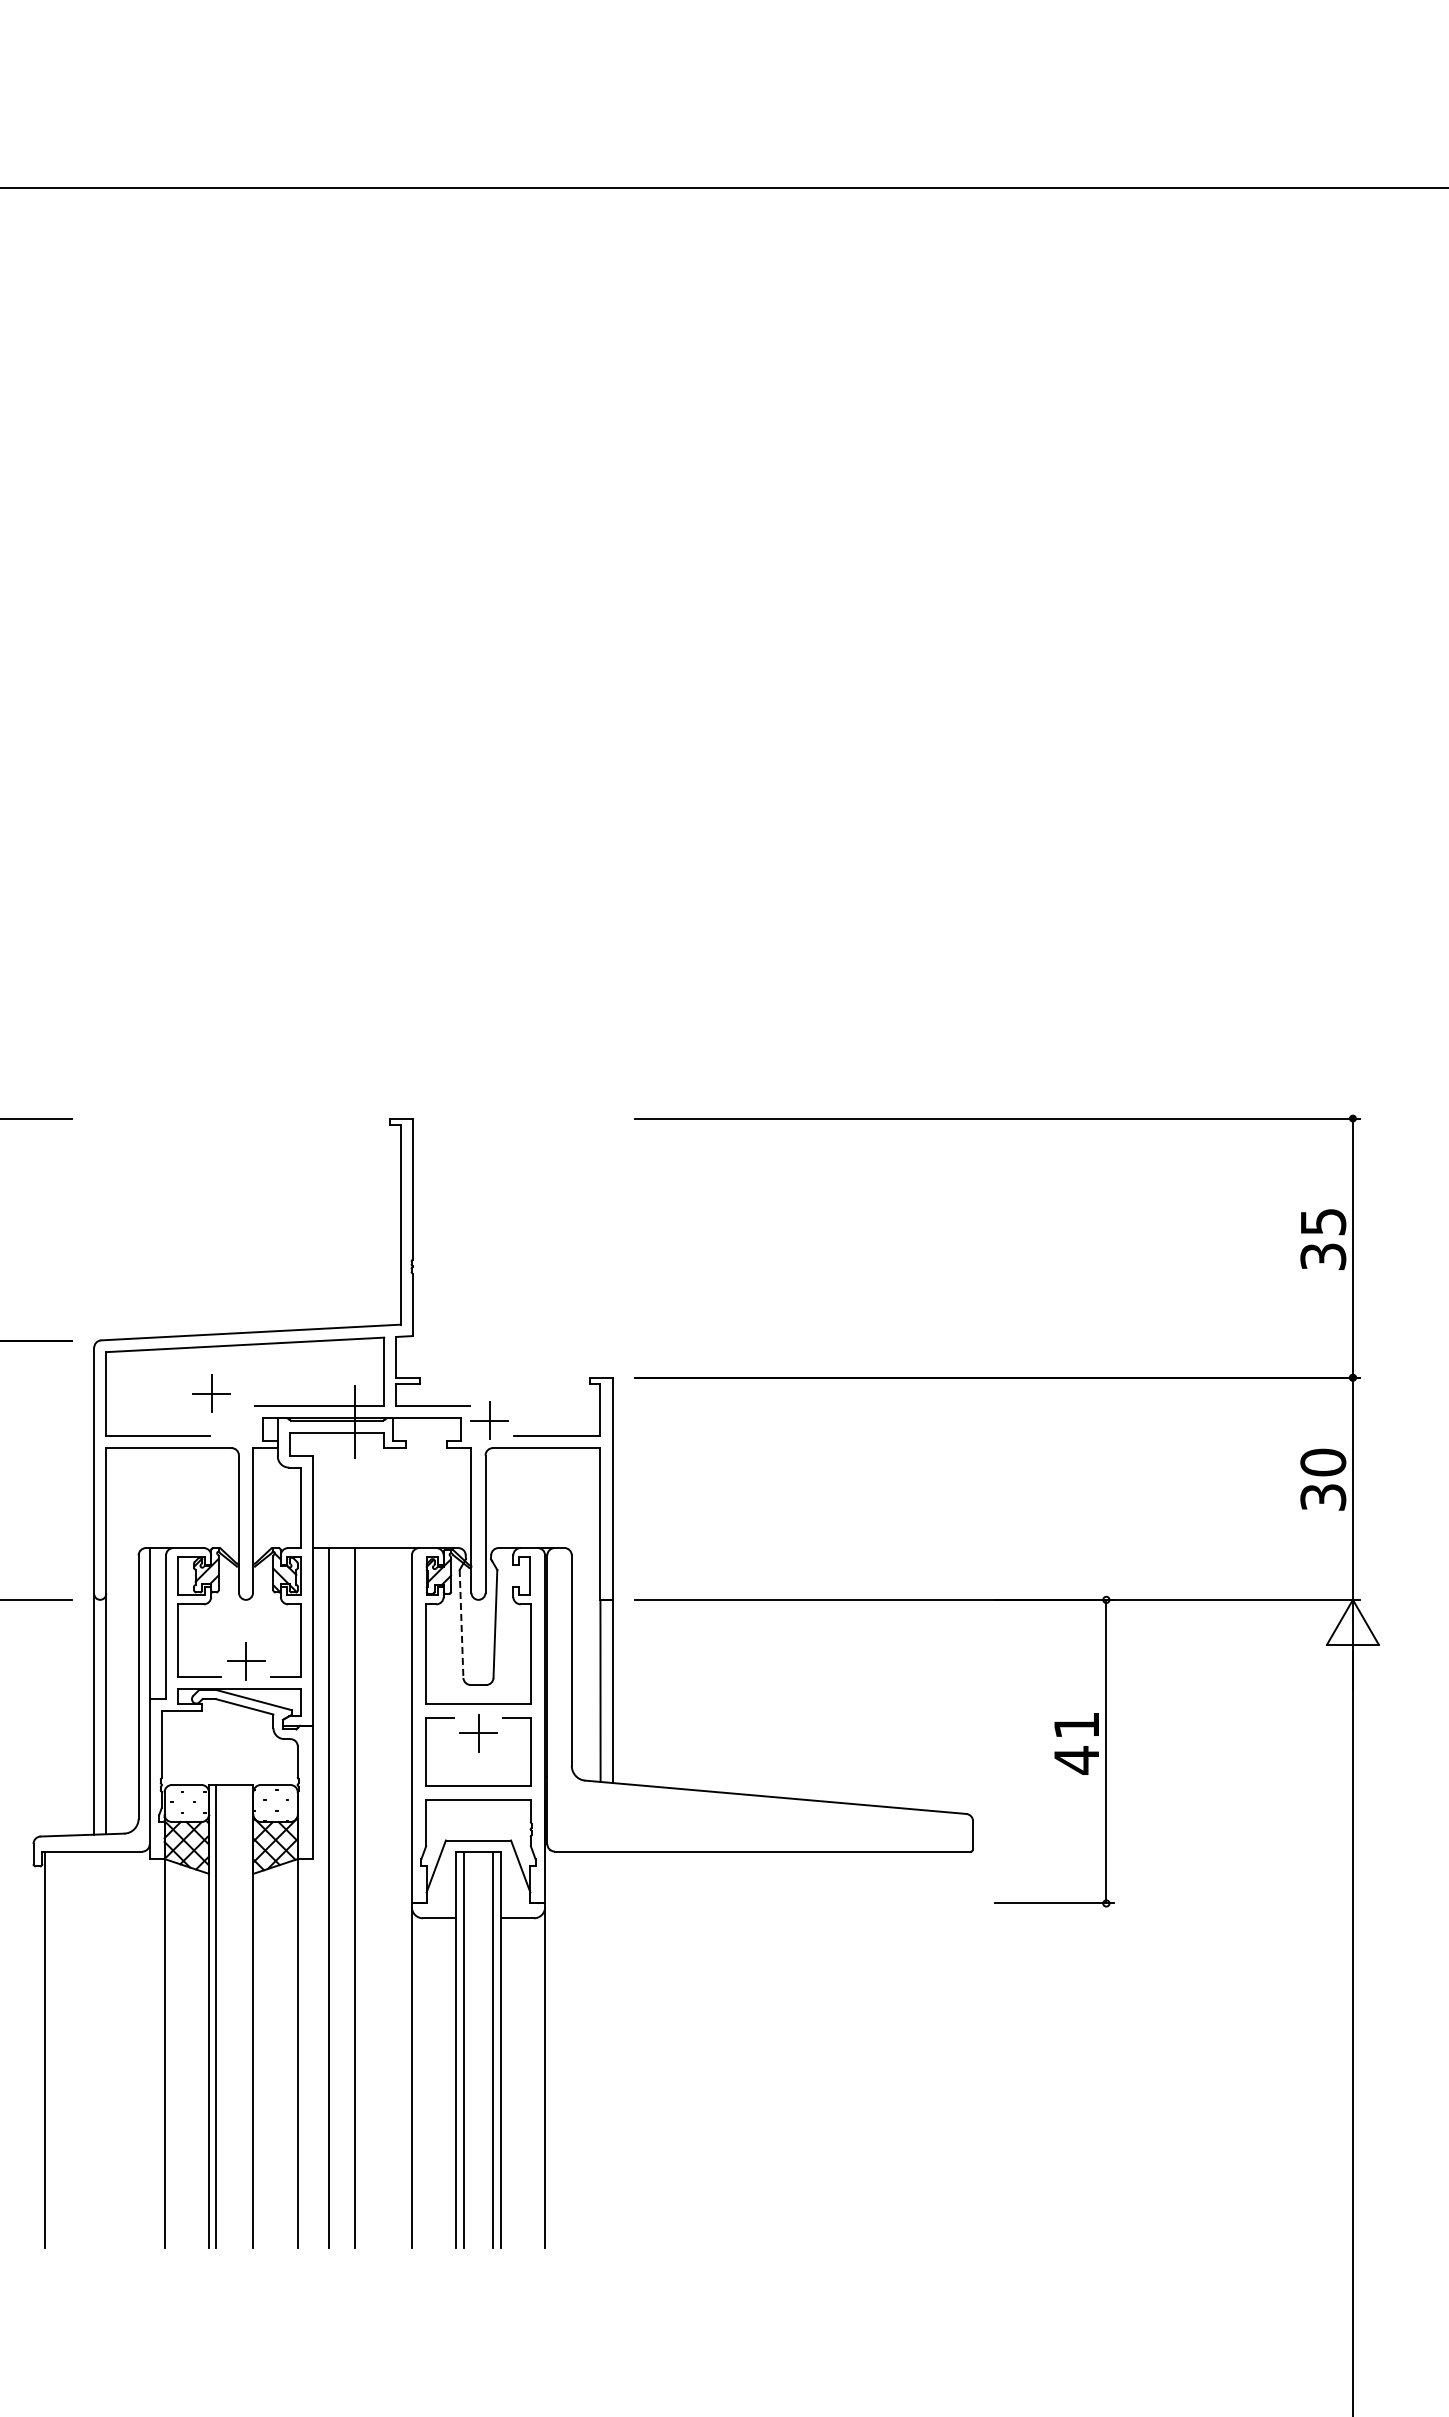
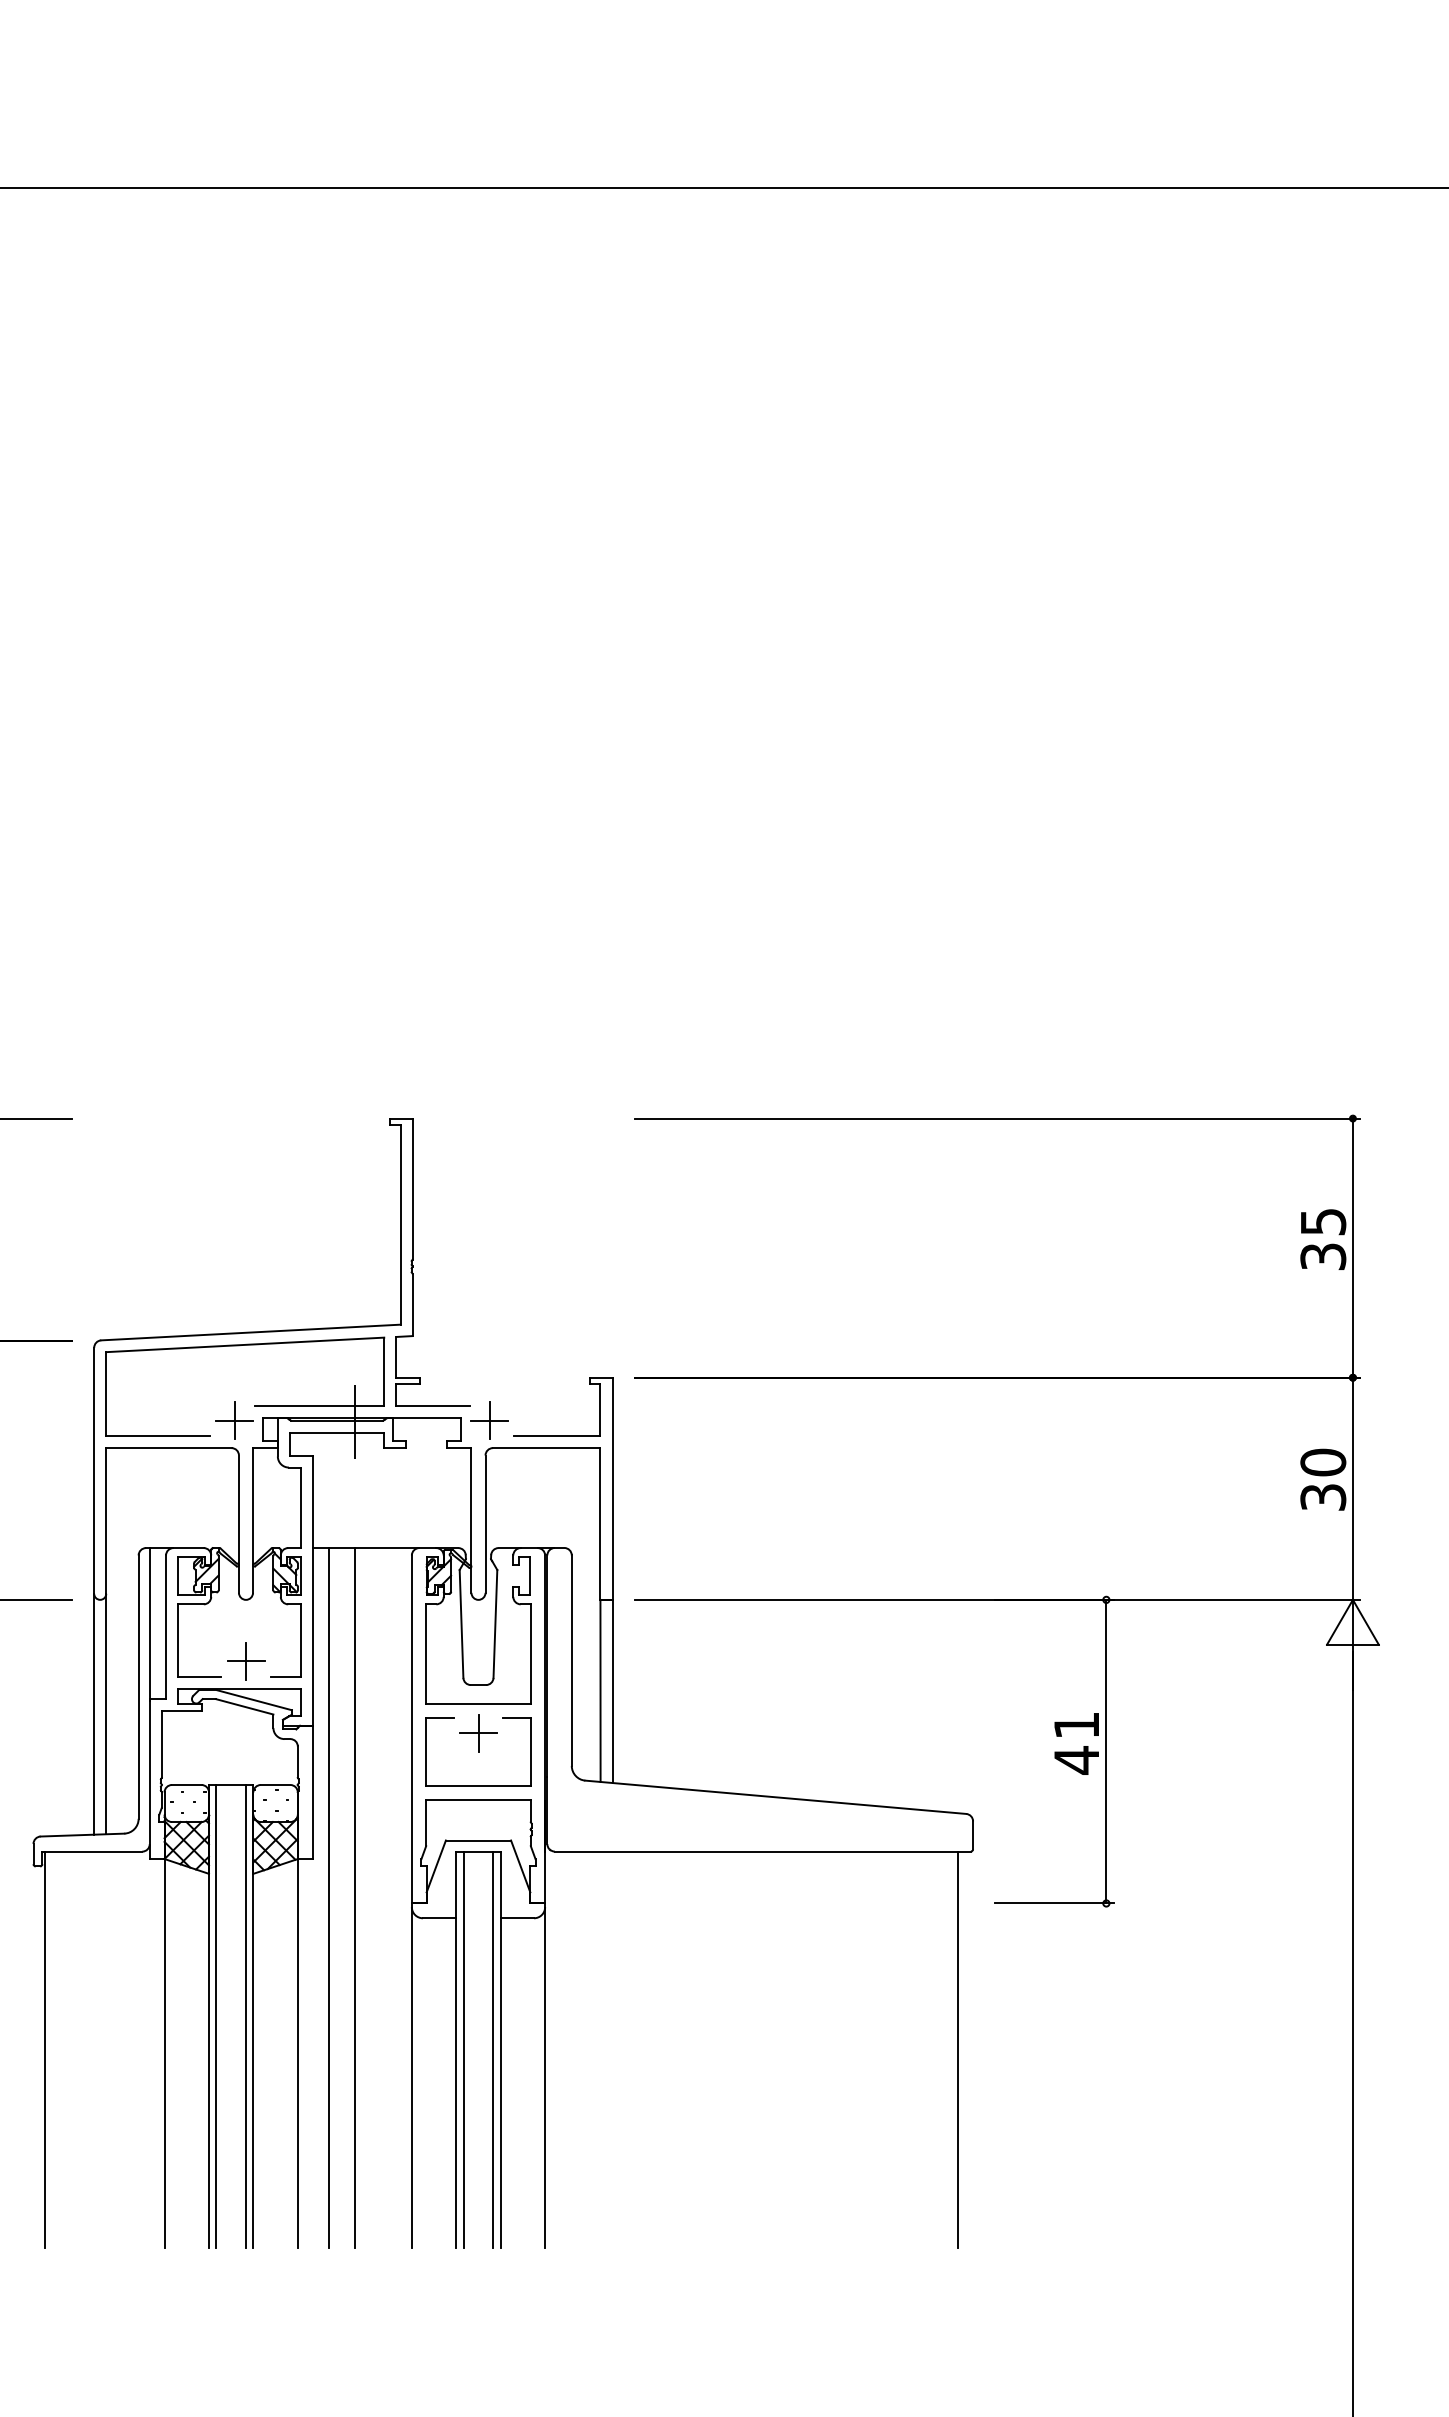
part position: (211, 1393) -> (234, 1420) (234, 1420)
line: dashed -> solid (461, 1623)
line: none -> present (246, 2016)
line: none -> present (958, 2049)
